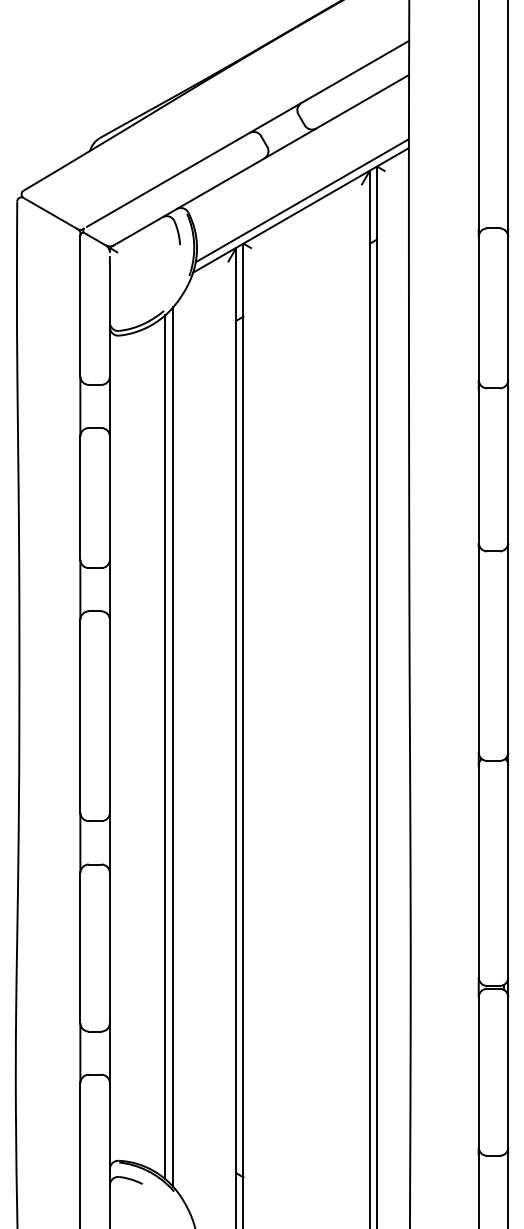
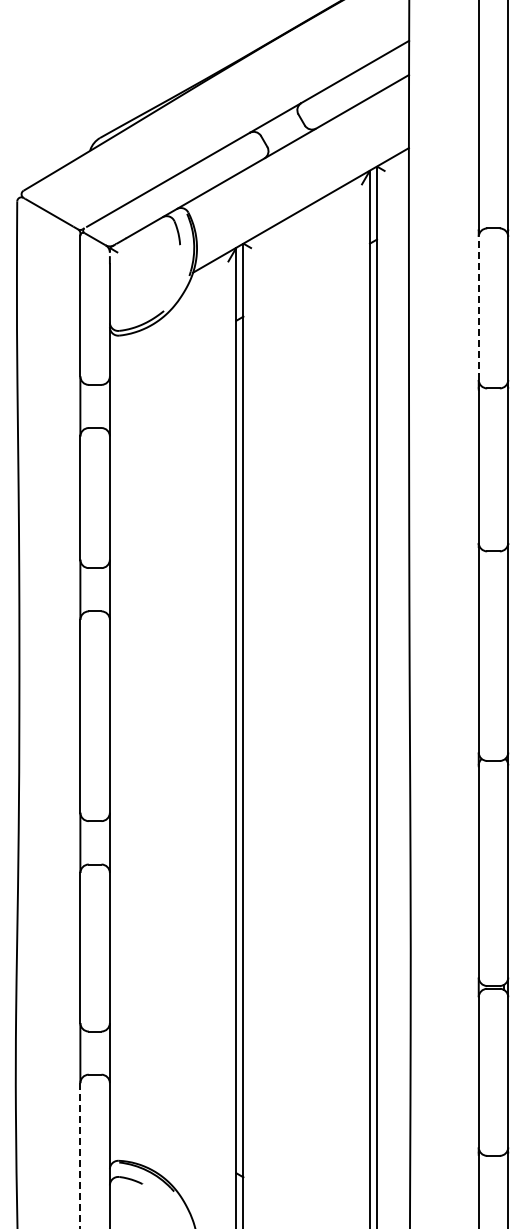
line: present -> none (301, 200)
line: solid -> dashed (478, 308)
line: present -> none (173, 746)
line: present -> none (165, 747)
line: solid -> dashed (80, 1155)
